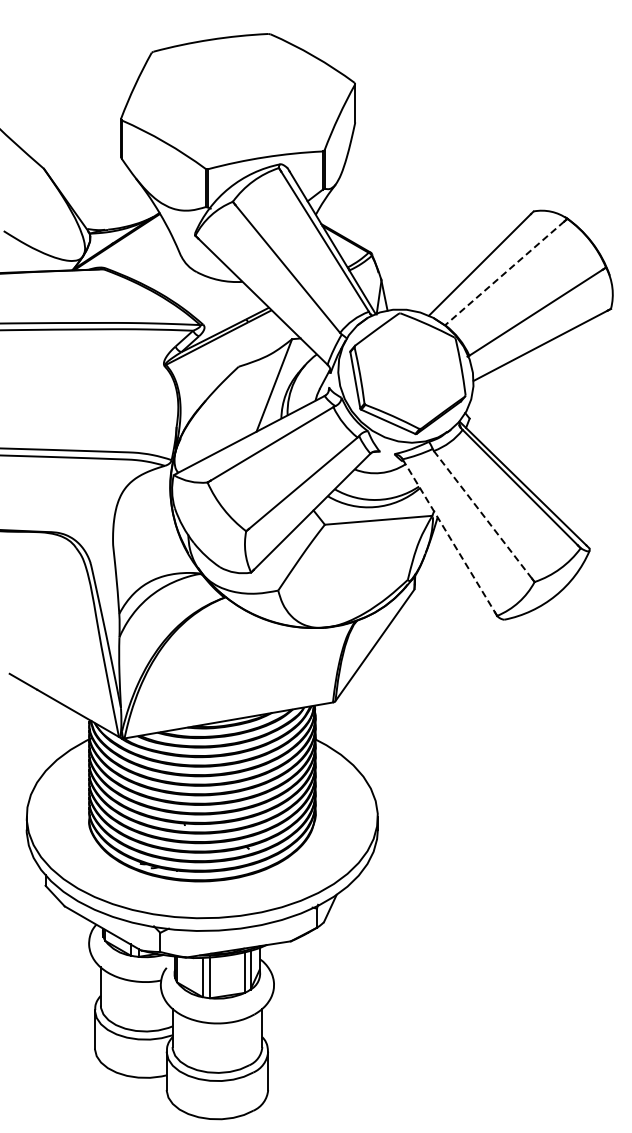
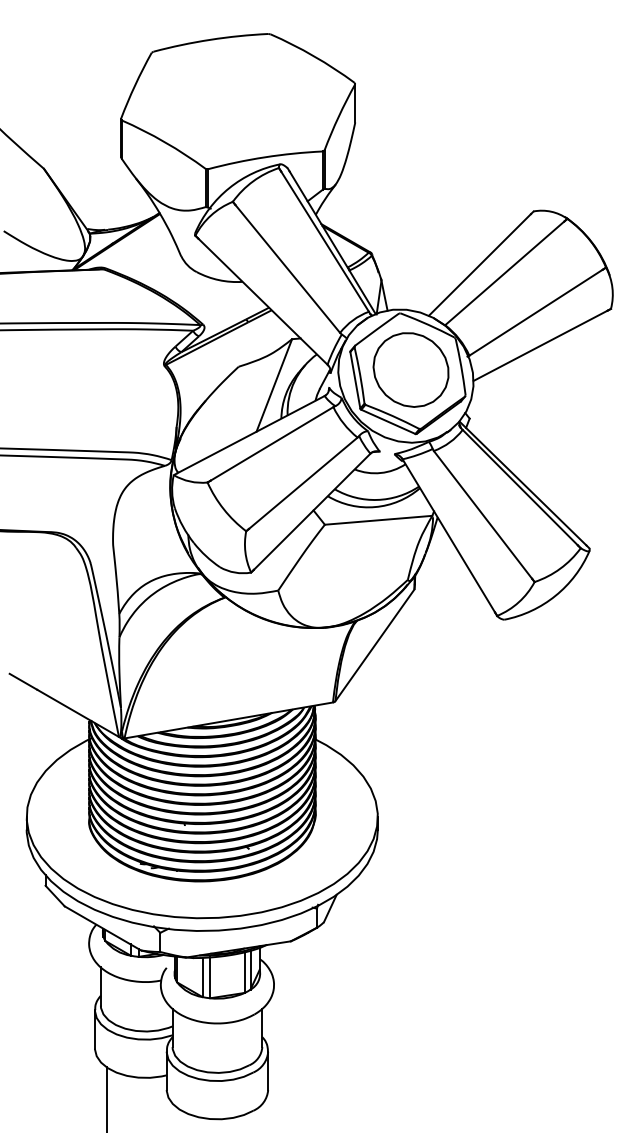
line: dashed -> solid (504, 273)
part: none -> present (410, 369)
line: dashed -> solid (483, 514)
line: dashed -> solid (449, 536)
line: none -> present (106, 1098)
